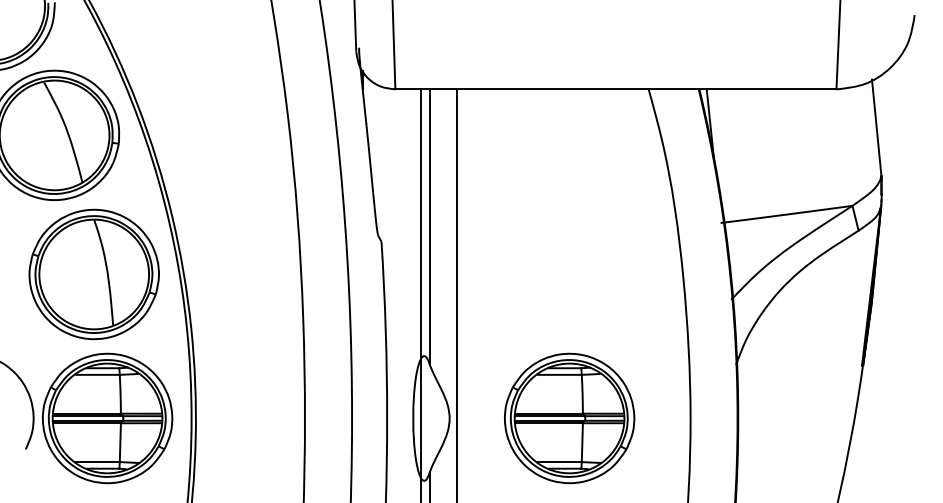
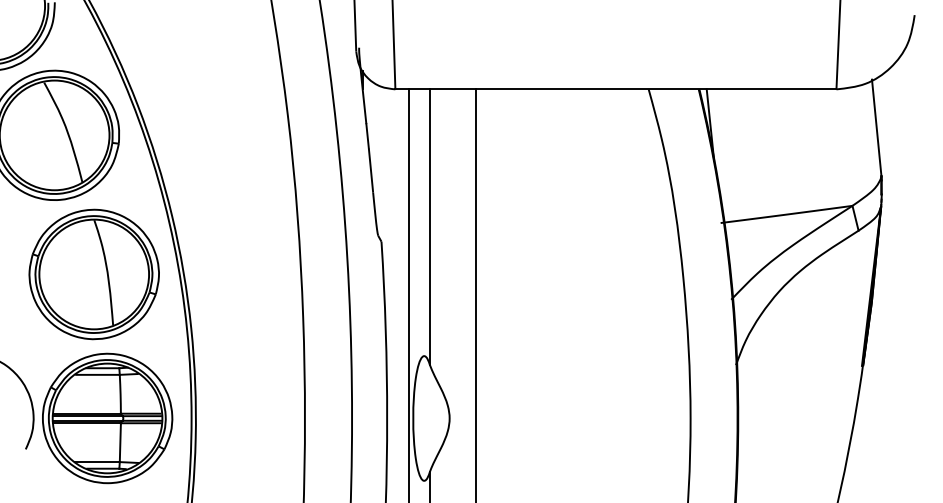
line position: (420, 294) -> (408, 294) (408, 294)
line position: (457, 294) -> (476, 294) (476, 294)
part: present -> none (569, 418)
